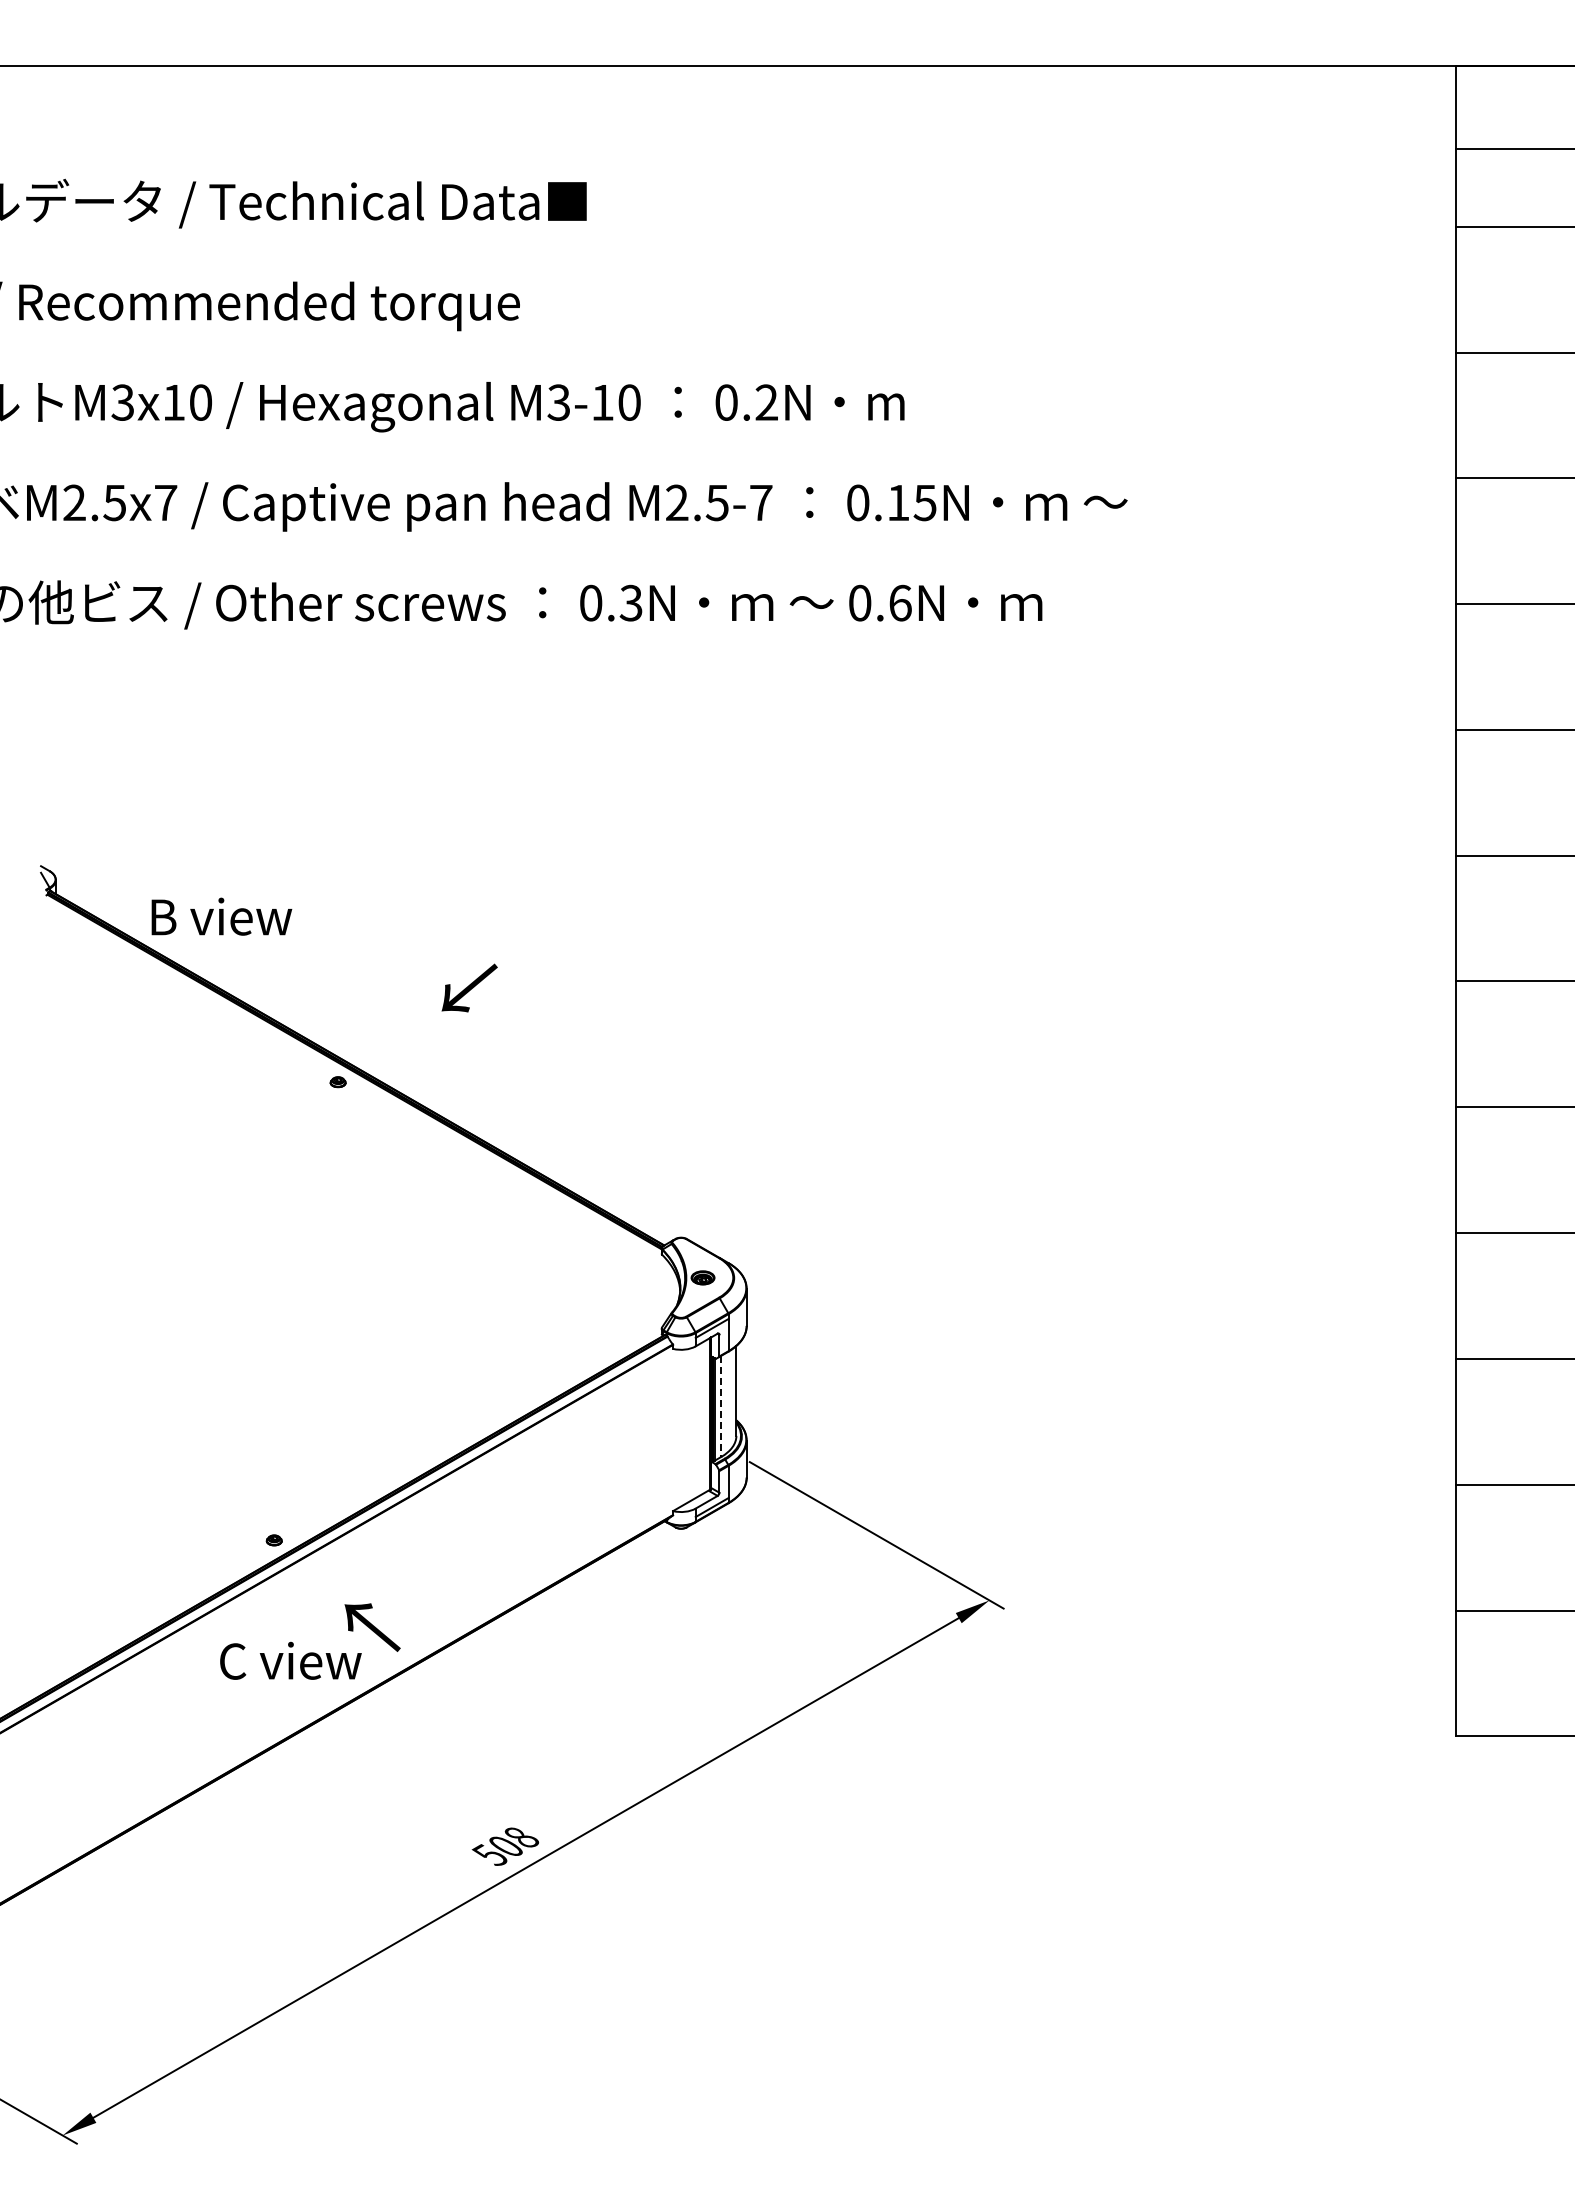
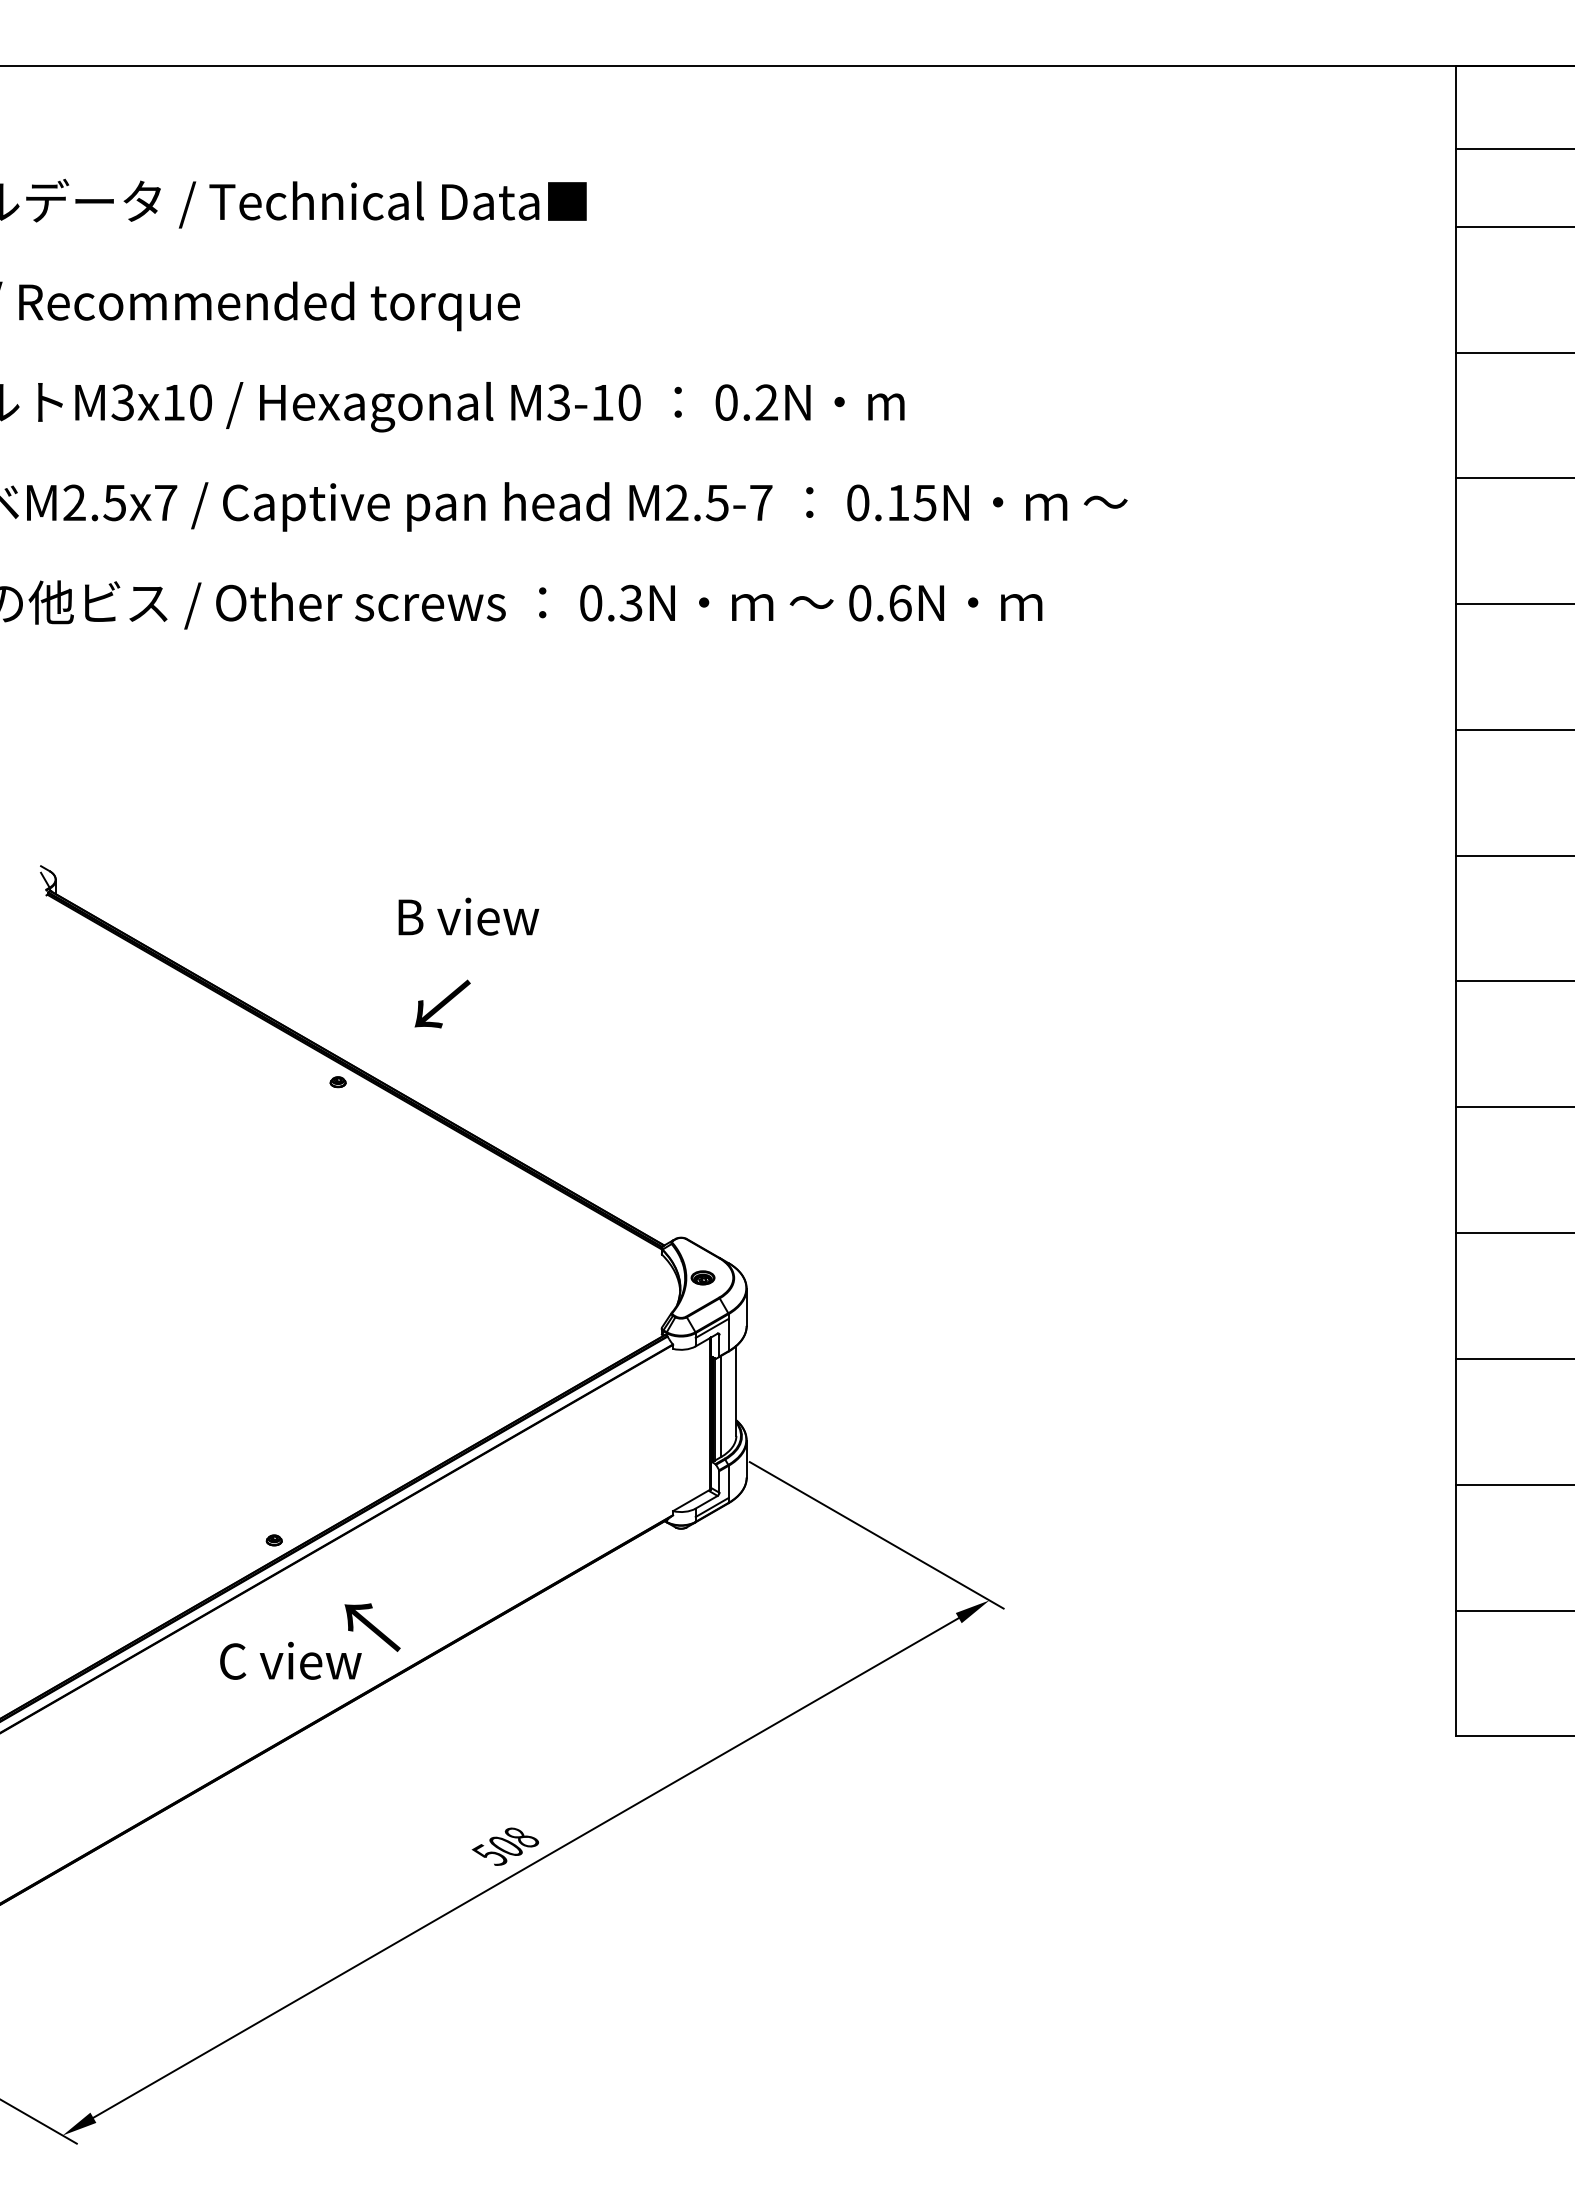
text position: (221, 916) -> (468, 916) (468, 916)
text position: (469, 987) -> (442, 1003) (442, 1003)
line: dashed -> solid (721, 1406)
